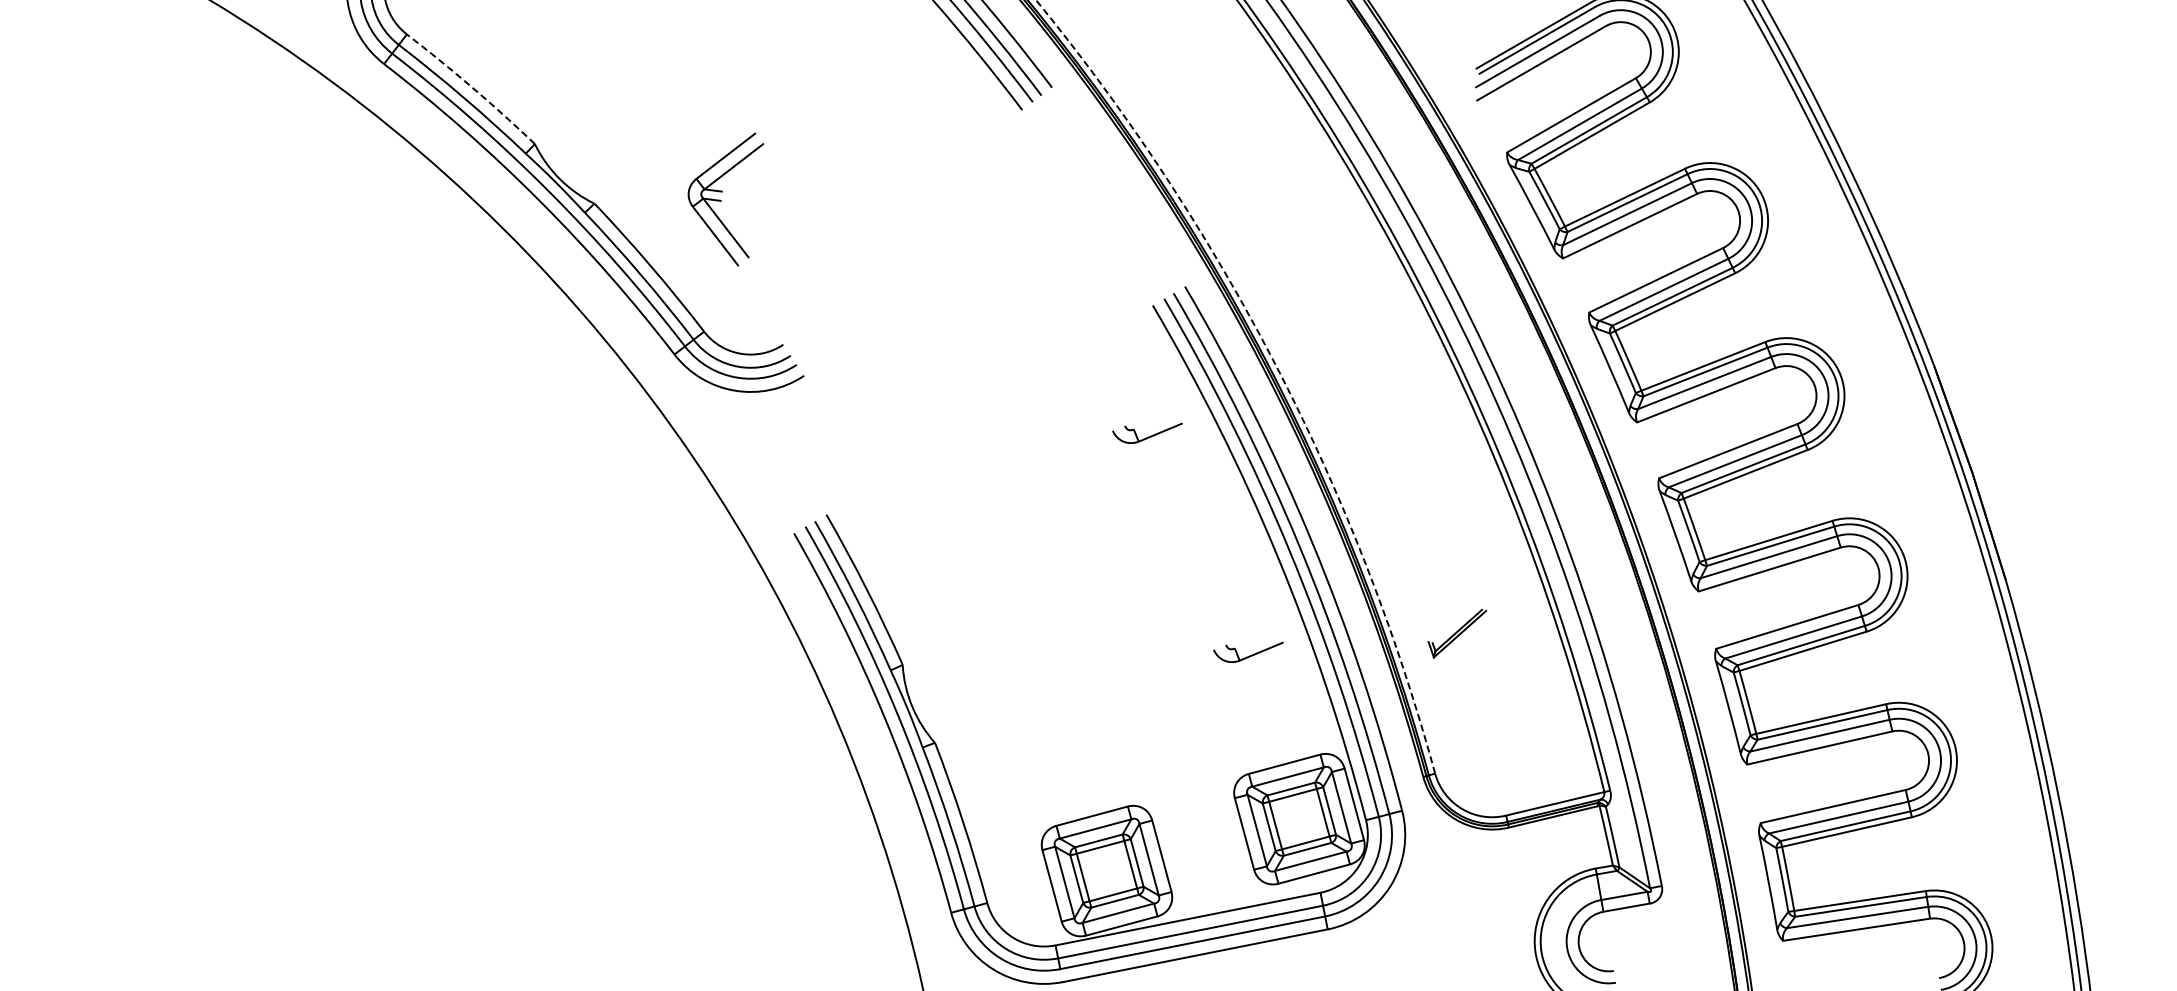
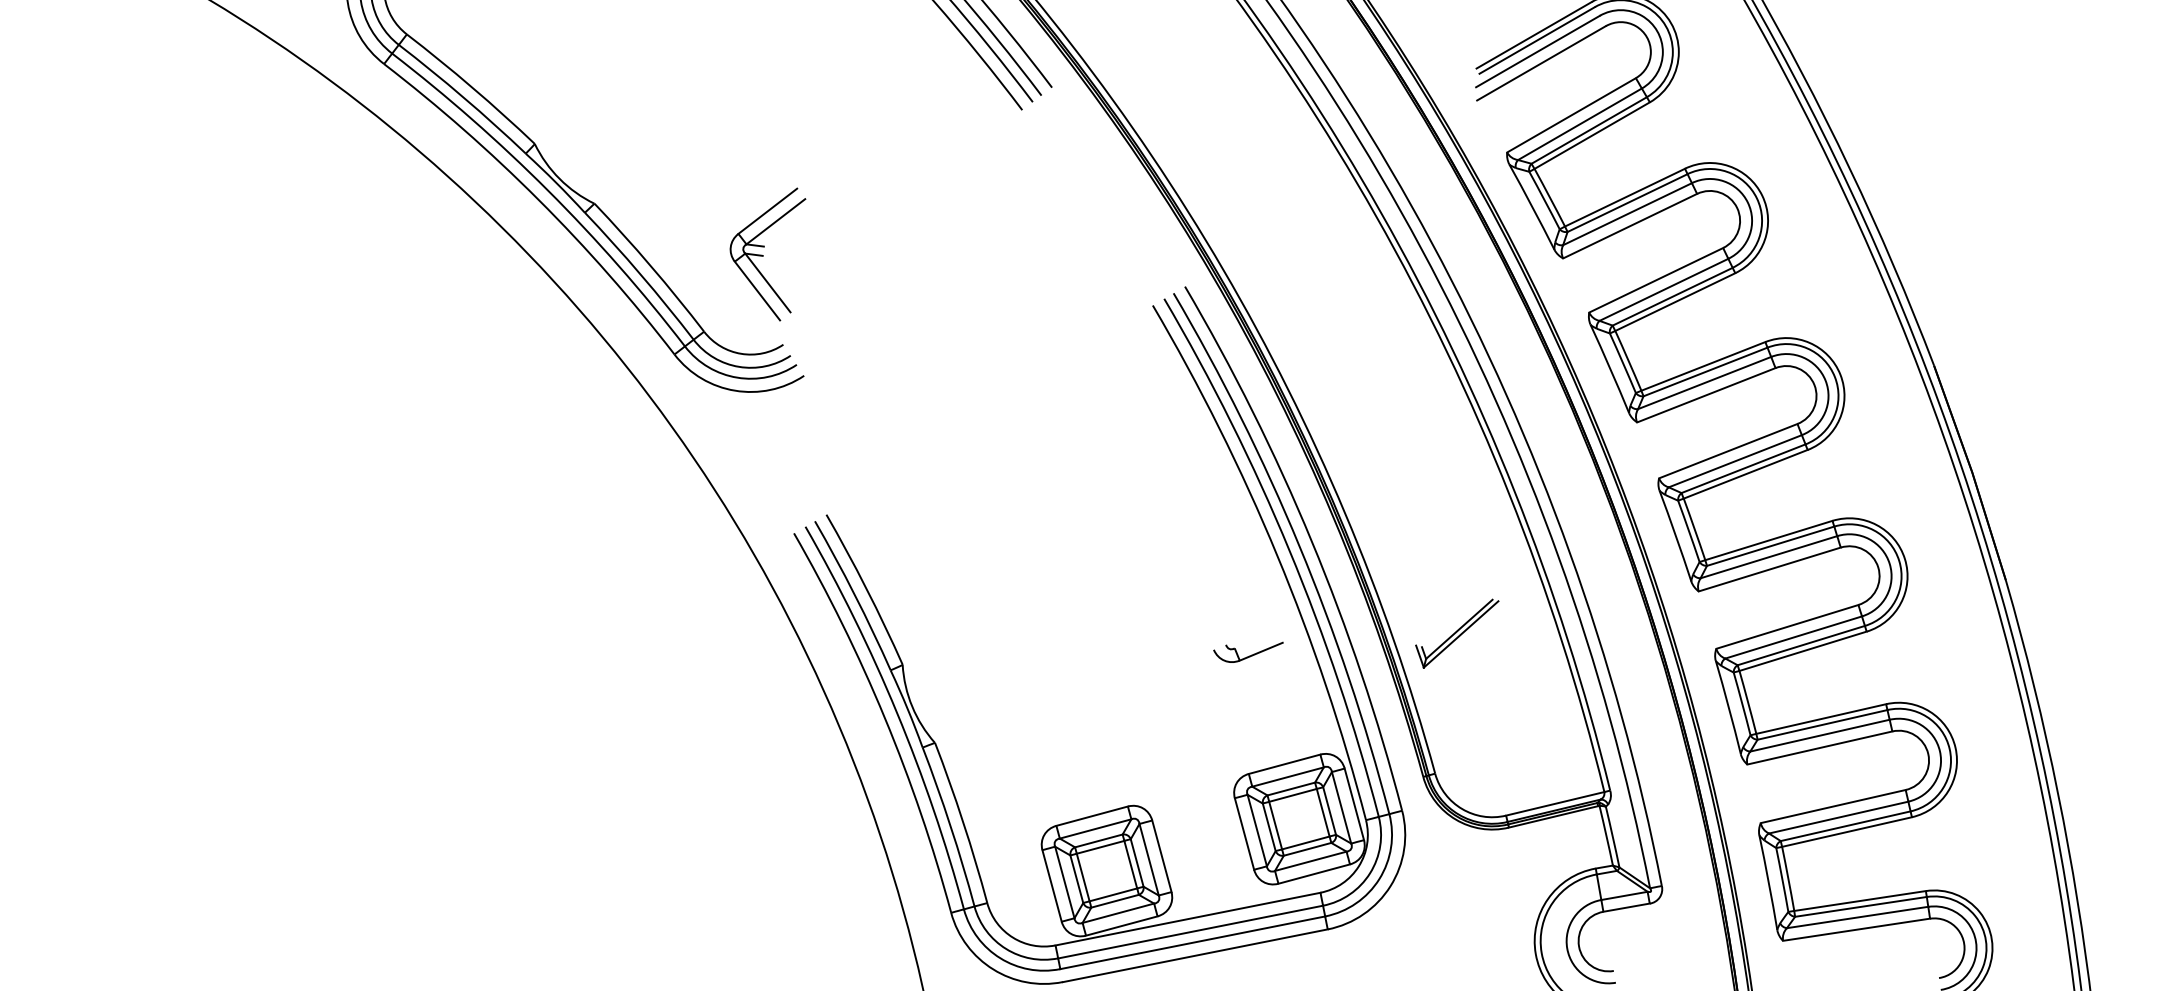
arc: dashed -> solid (472, 87)
part position: (725, 199) -> (767, 254) (767, 254)
arc: dashed -> solid (1276, 367)
part: present -> none (1147, 432)
part size: 61x51 px -> 85x71 px (1457, 633)
